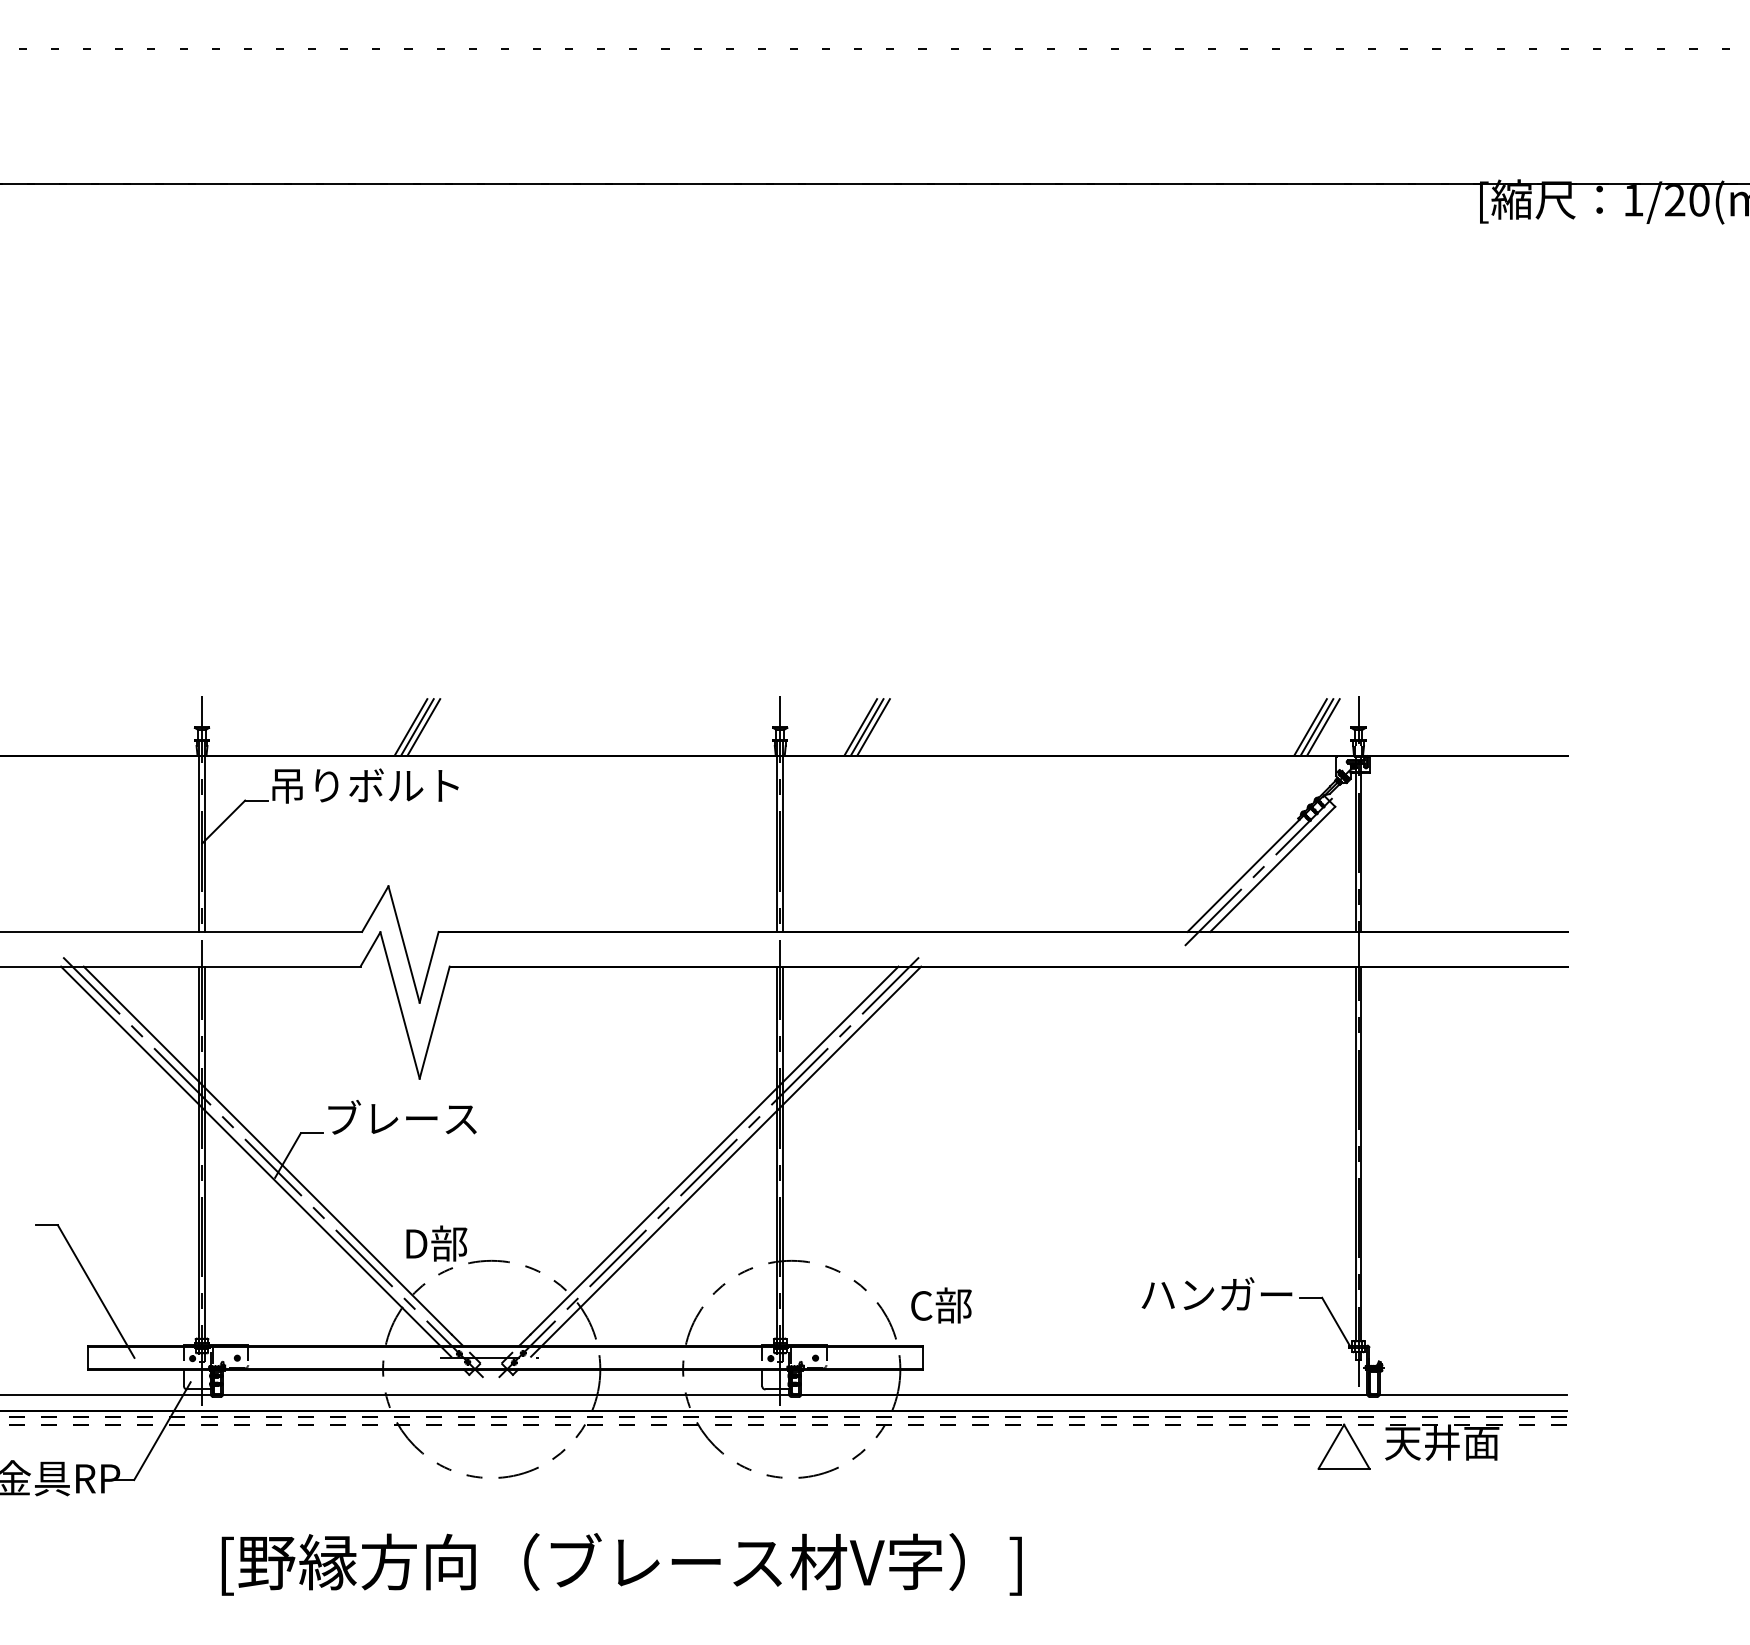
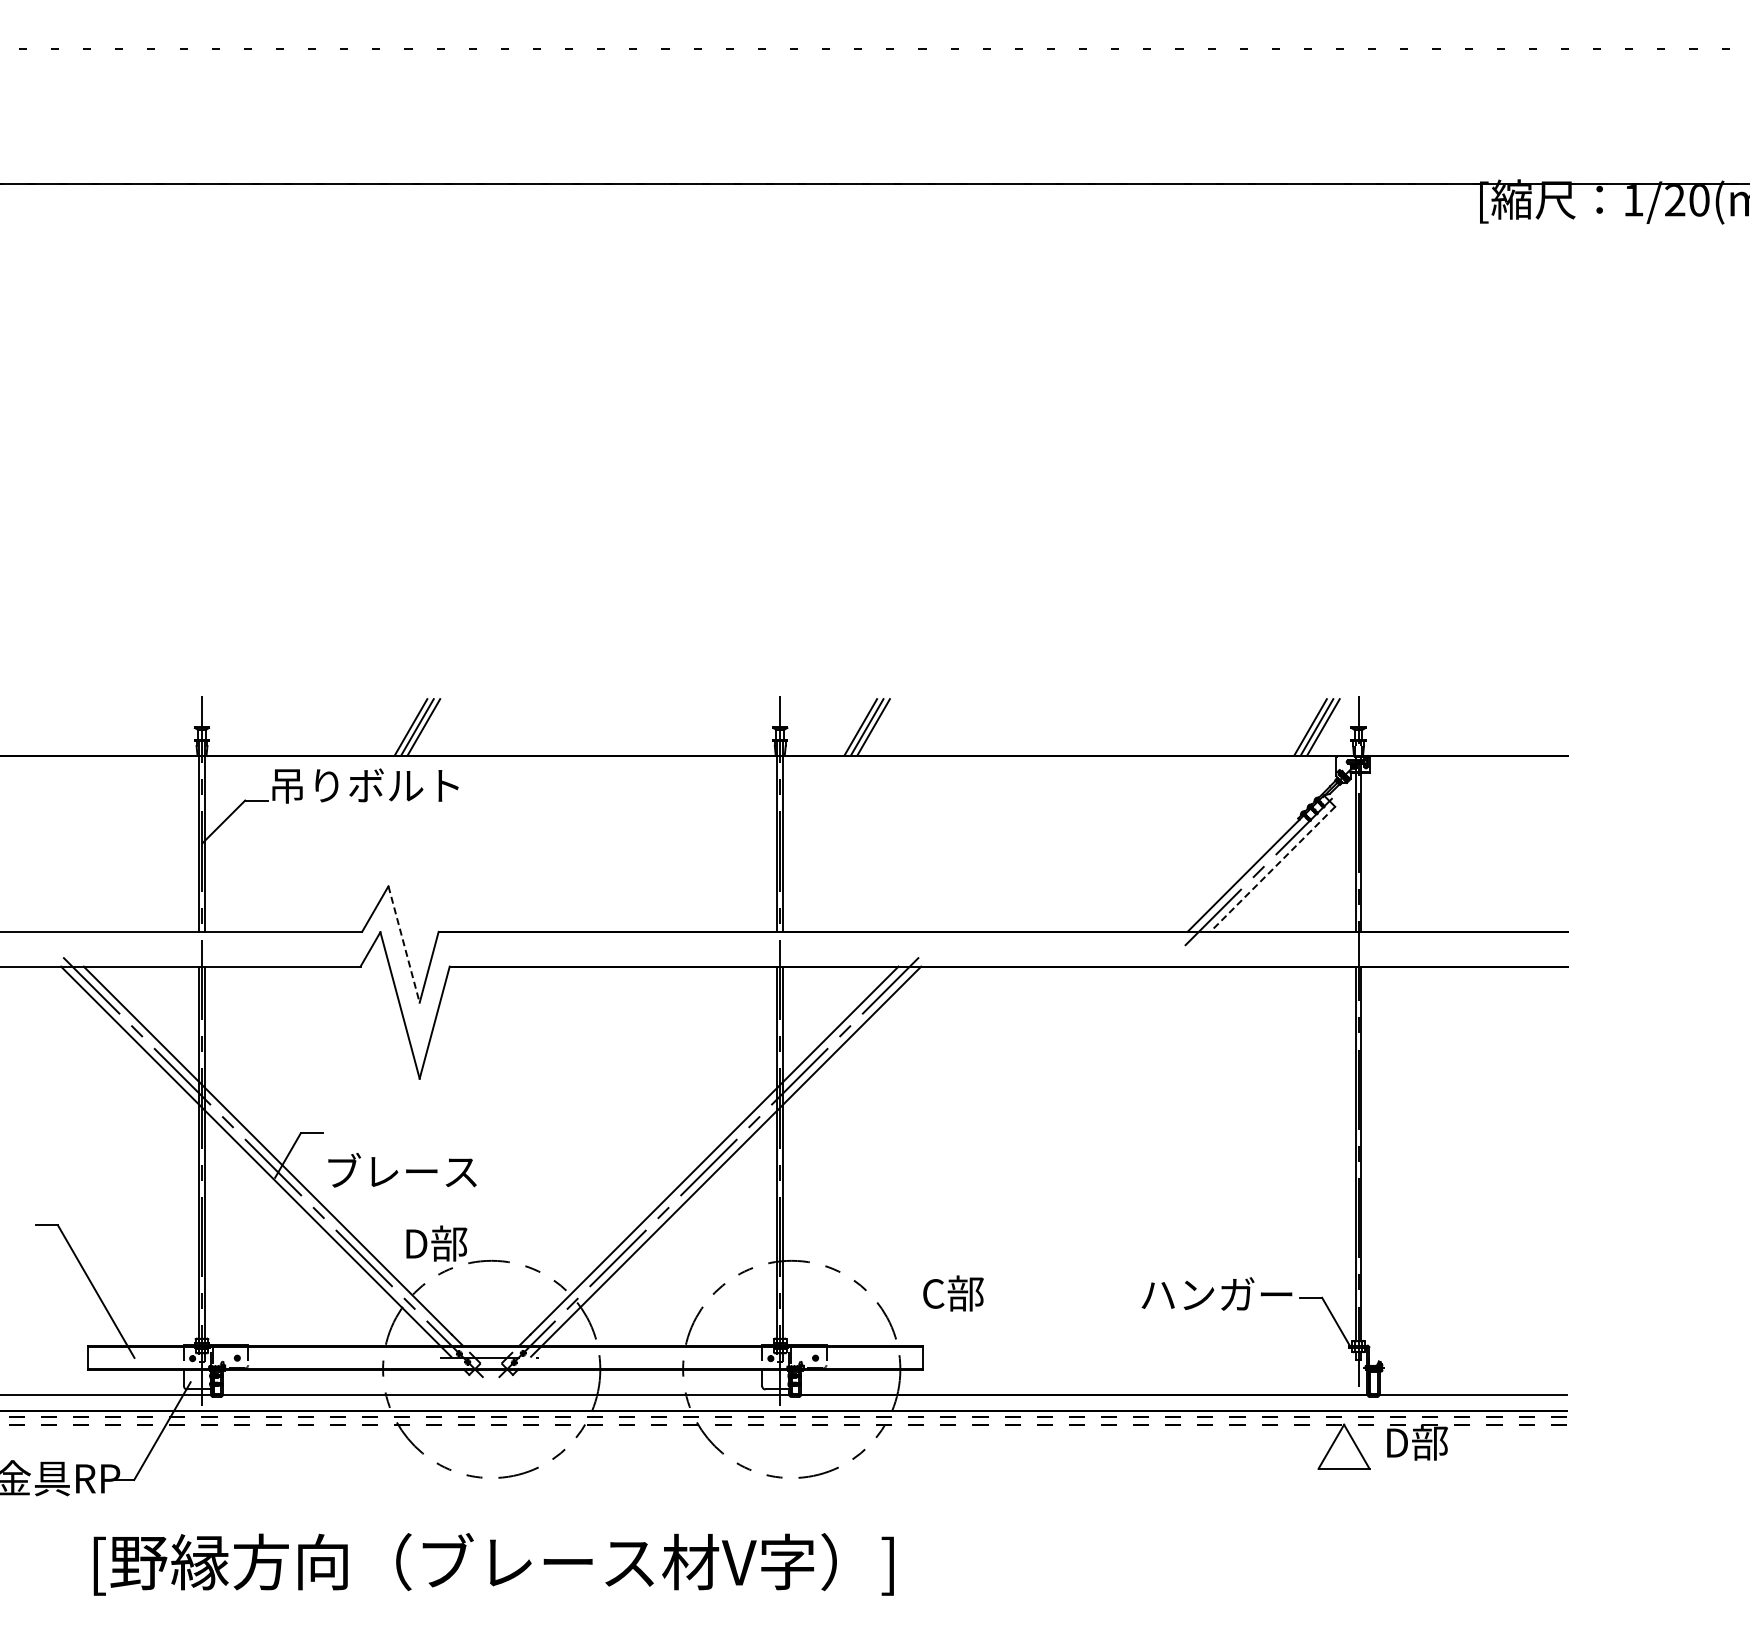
line: solid -> dashed (1272, 869)
line: solid -> dashed (404, 944)
text position: (402, 1117) -> (402, 1170) (402, 1170)
text position: (941, 1305) -> (953, 1293) (953, 1293)
text: 天井面 -> D部 (1442, 1442)
text position: (621, 1564) -> (493, 1564) (493, 1564)
